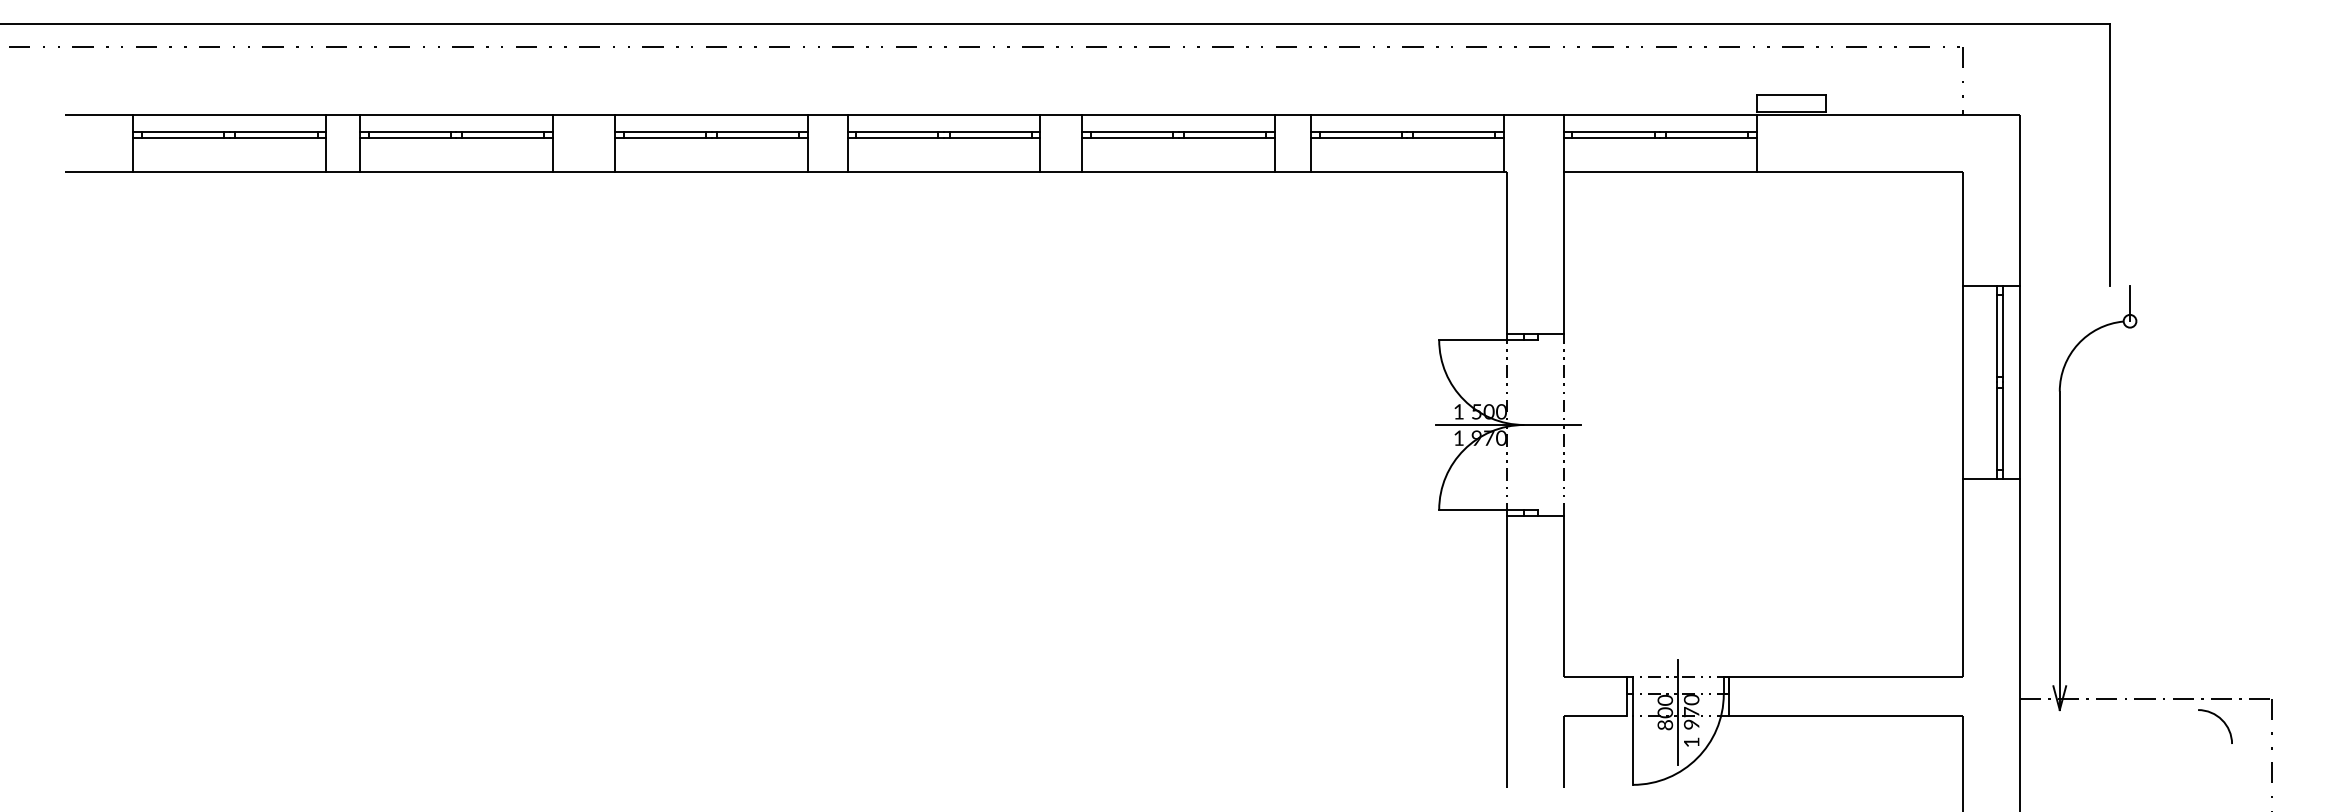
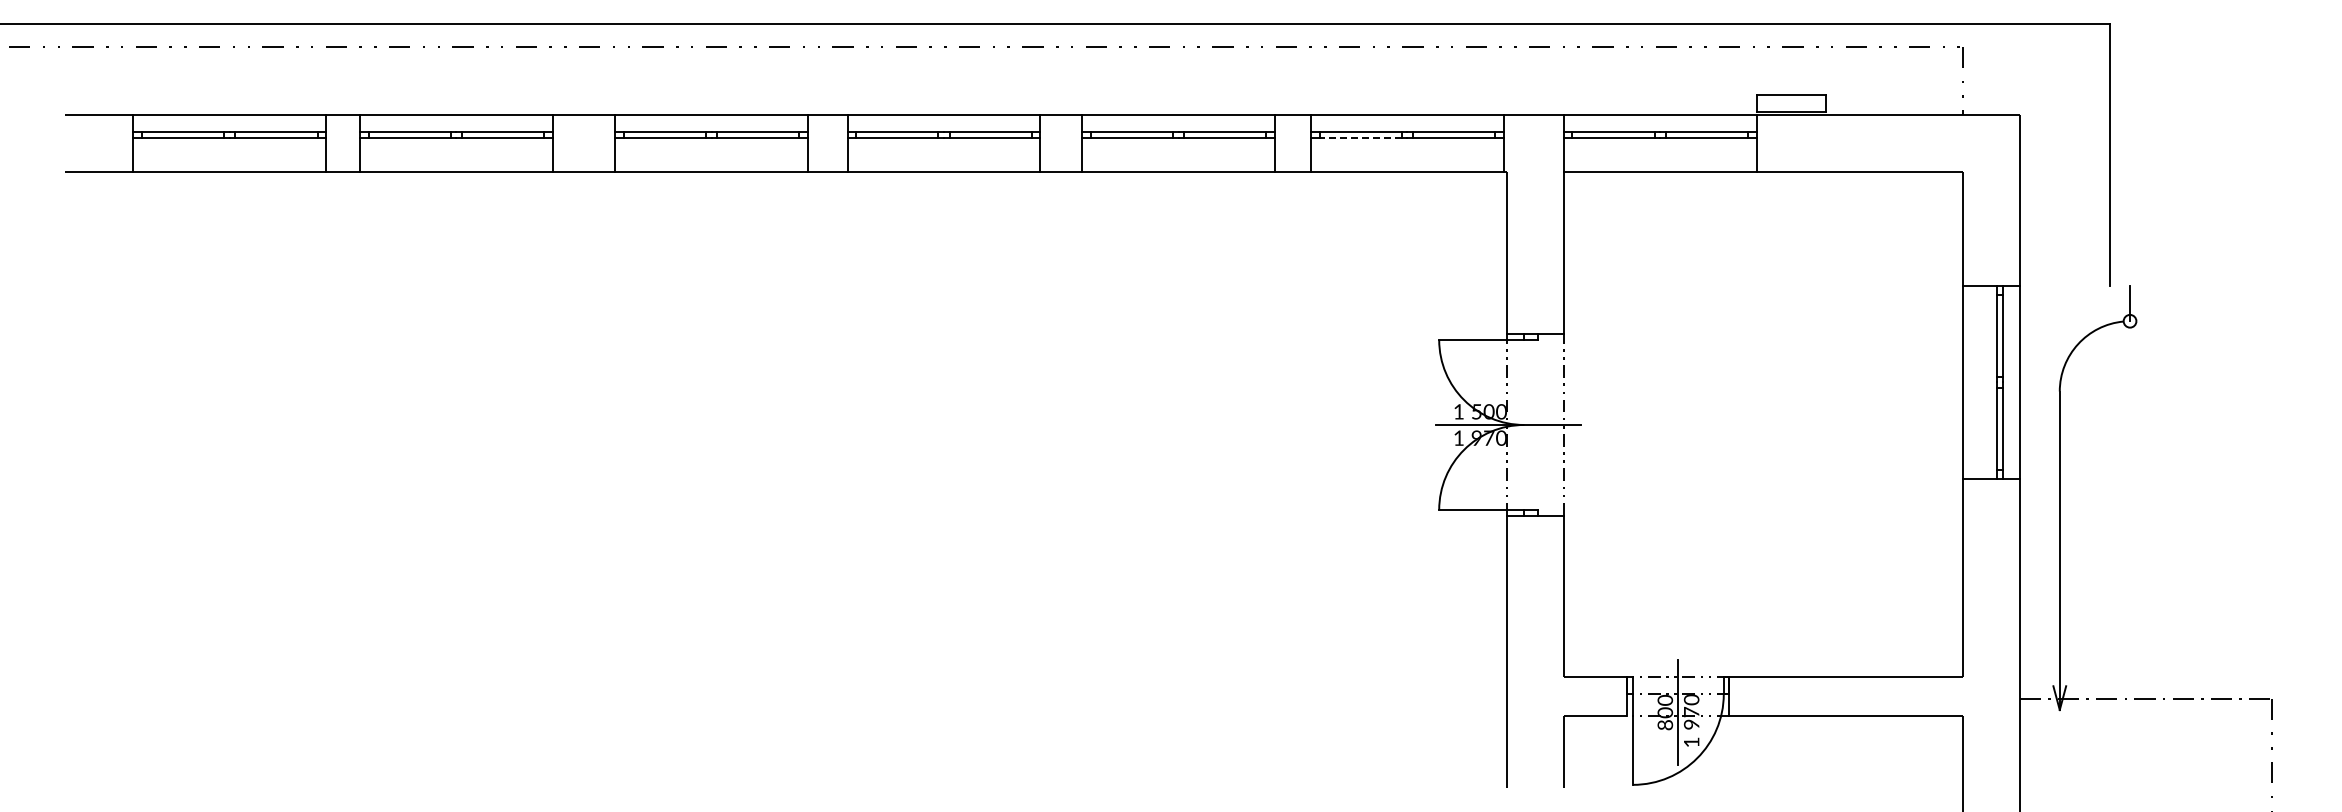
line: solid -> dashed (1360, 137)
arc: present -> none (2221, 720)
